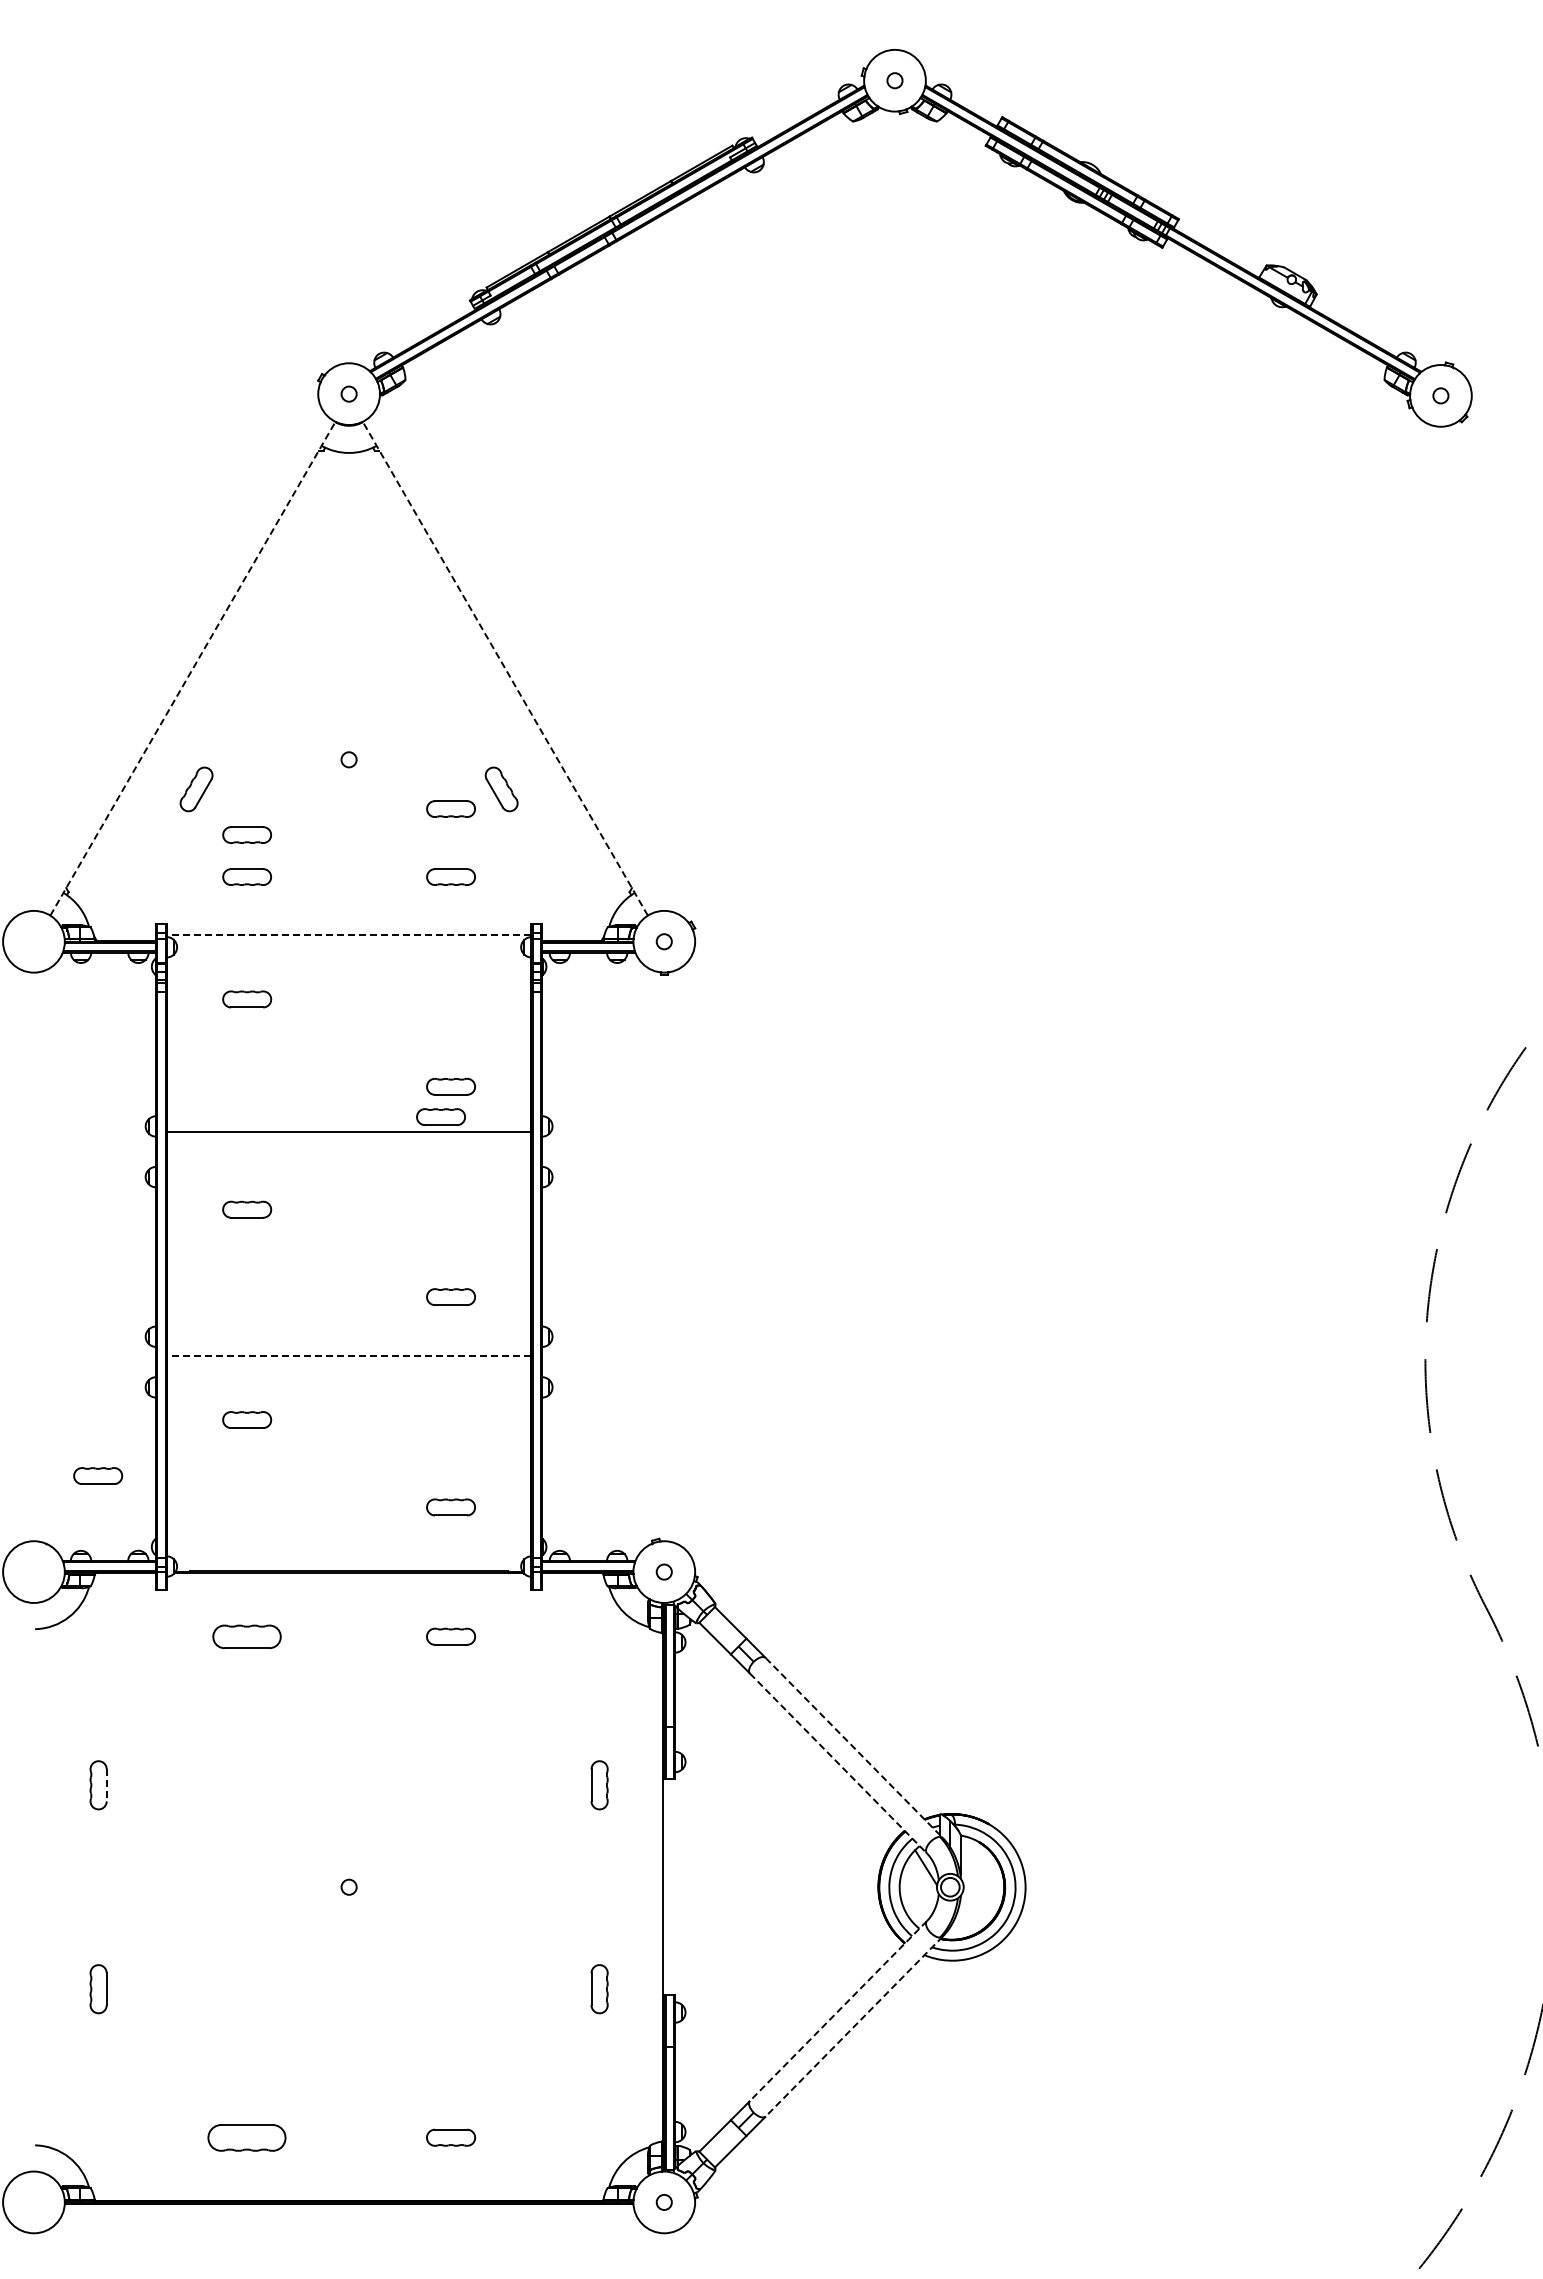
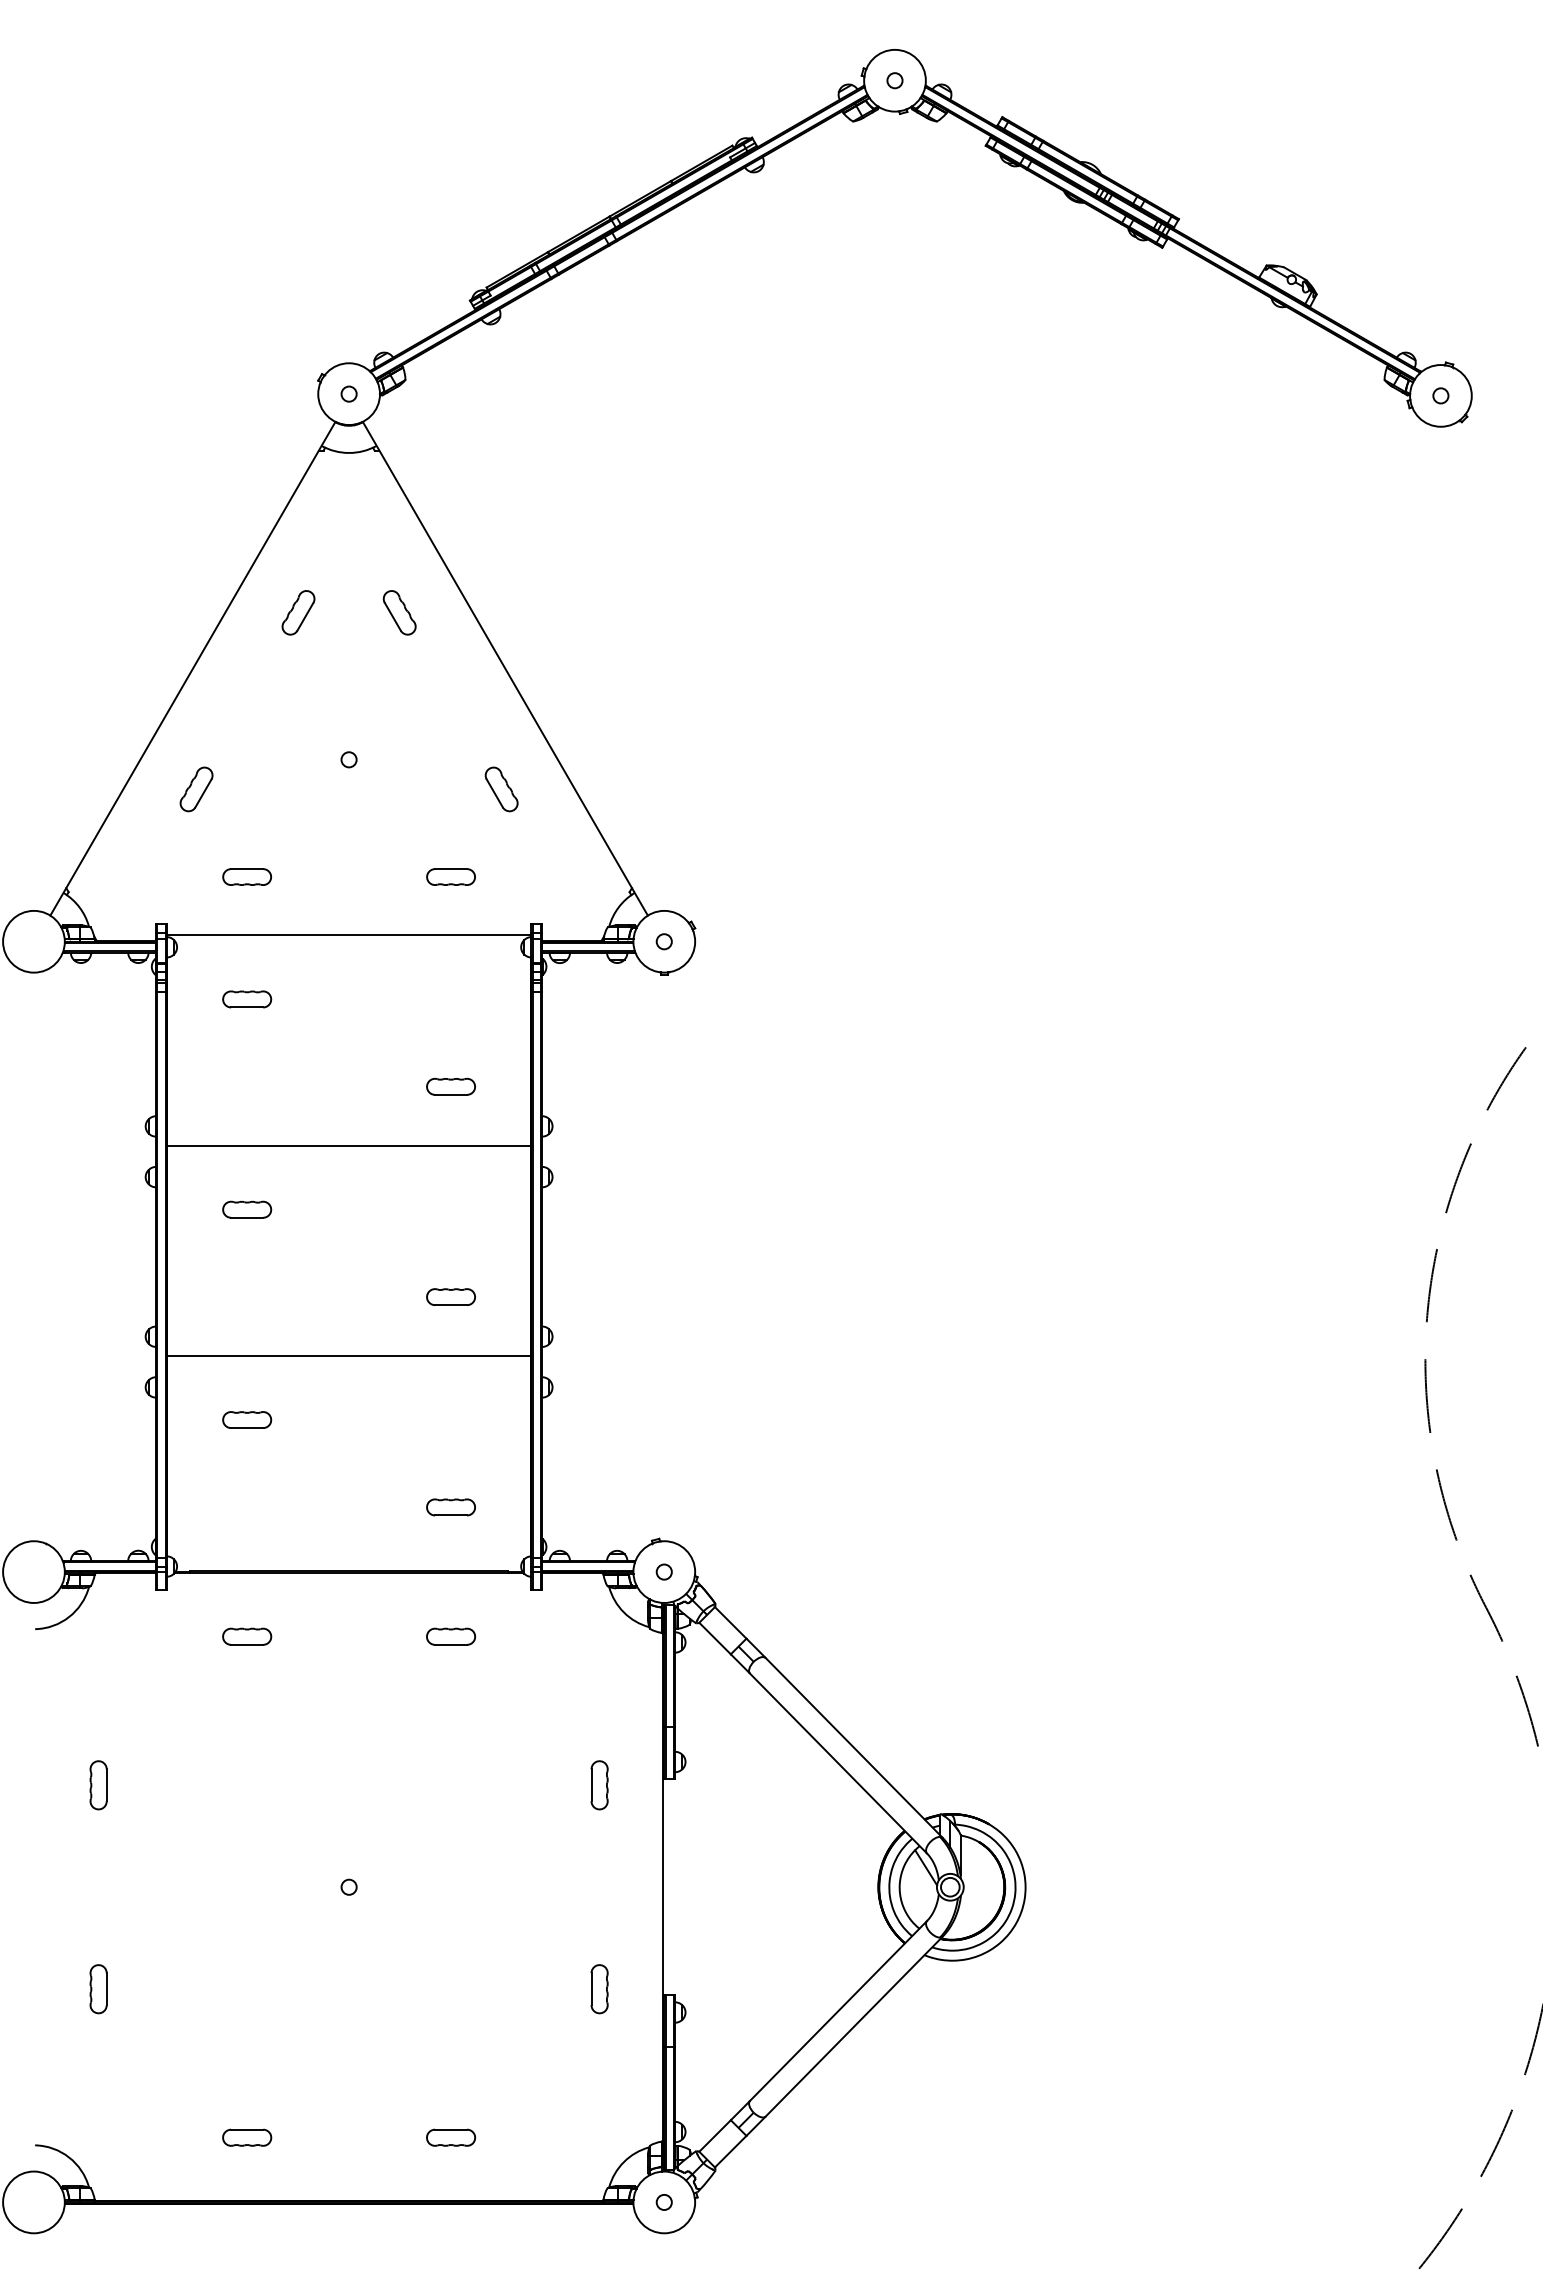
part: none -> present (298, 612)
part: none -> present (399, 612)
line: dashed -> solid (192, 668)
line: dashed -> solid (505, 668)
part: present -> none (450, 808)
part: present -> none (247, 834)
line: dashed -> solid (348, 935)
part: present -> none (440, 1116)
line position: (349, 1131) -> (349, 1145) (349, 1145)
line: dashed -> solid (348, 1355)
part: present -> none (98, 1475)
part size: 70x26 px -> 51x19 px (247, 1636)
line: dashed -> solid (854, 1748)
line: dashed -> solid (838, 1763)
line: dashed -> solid (106, 1785)
line: dashed -> solid (838, 2011)
line: dashed -> solid (853, 2026)
part size: 80x28 px -> 51x19 px (247, 2137)
